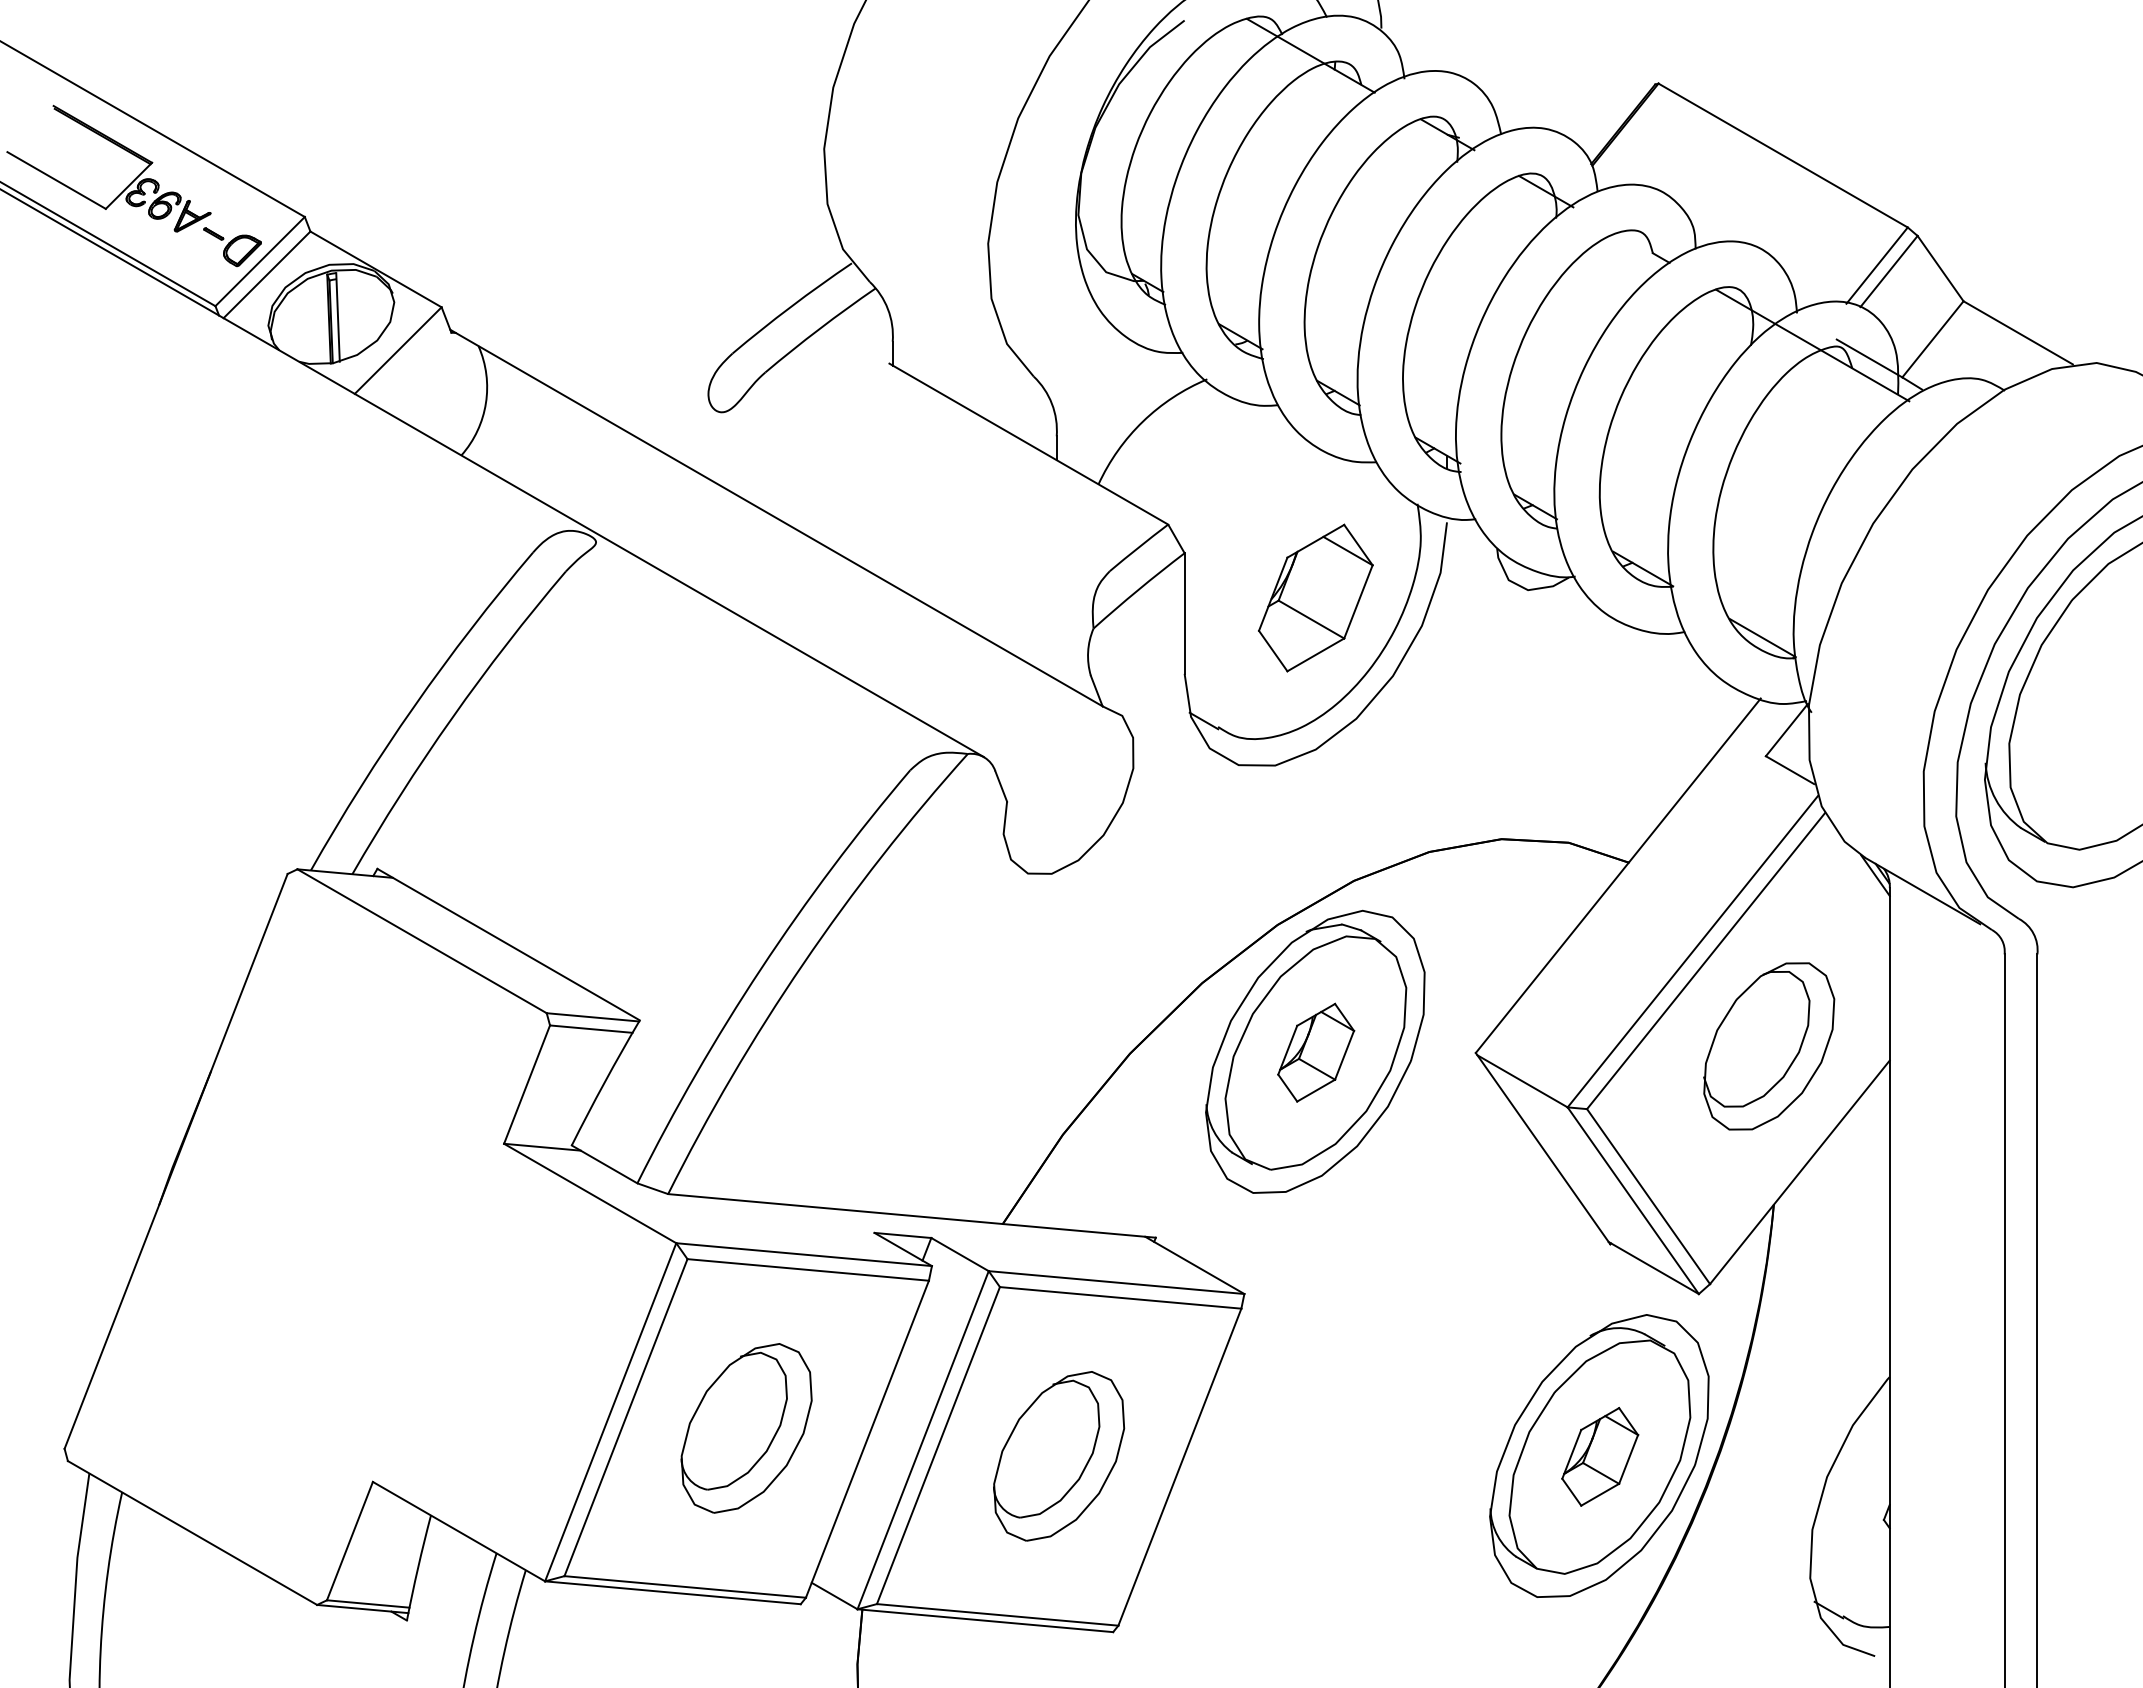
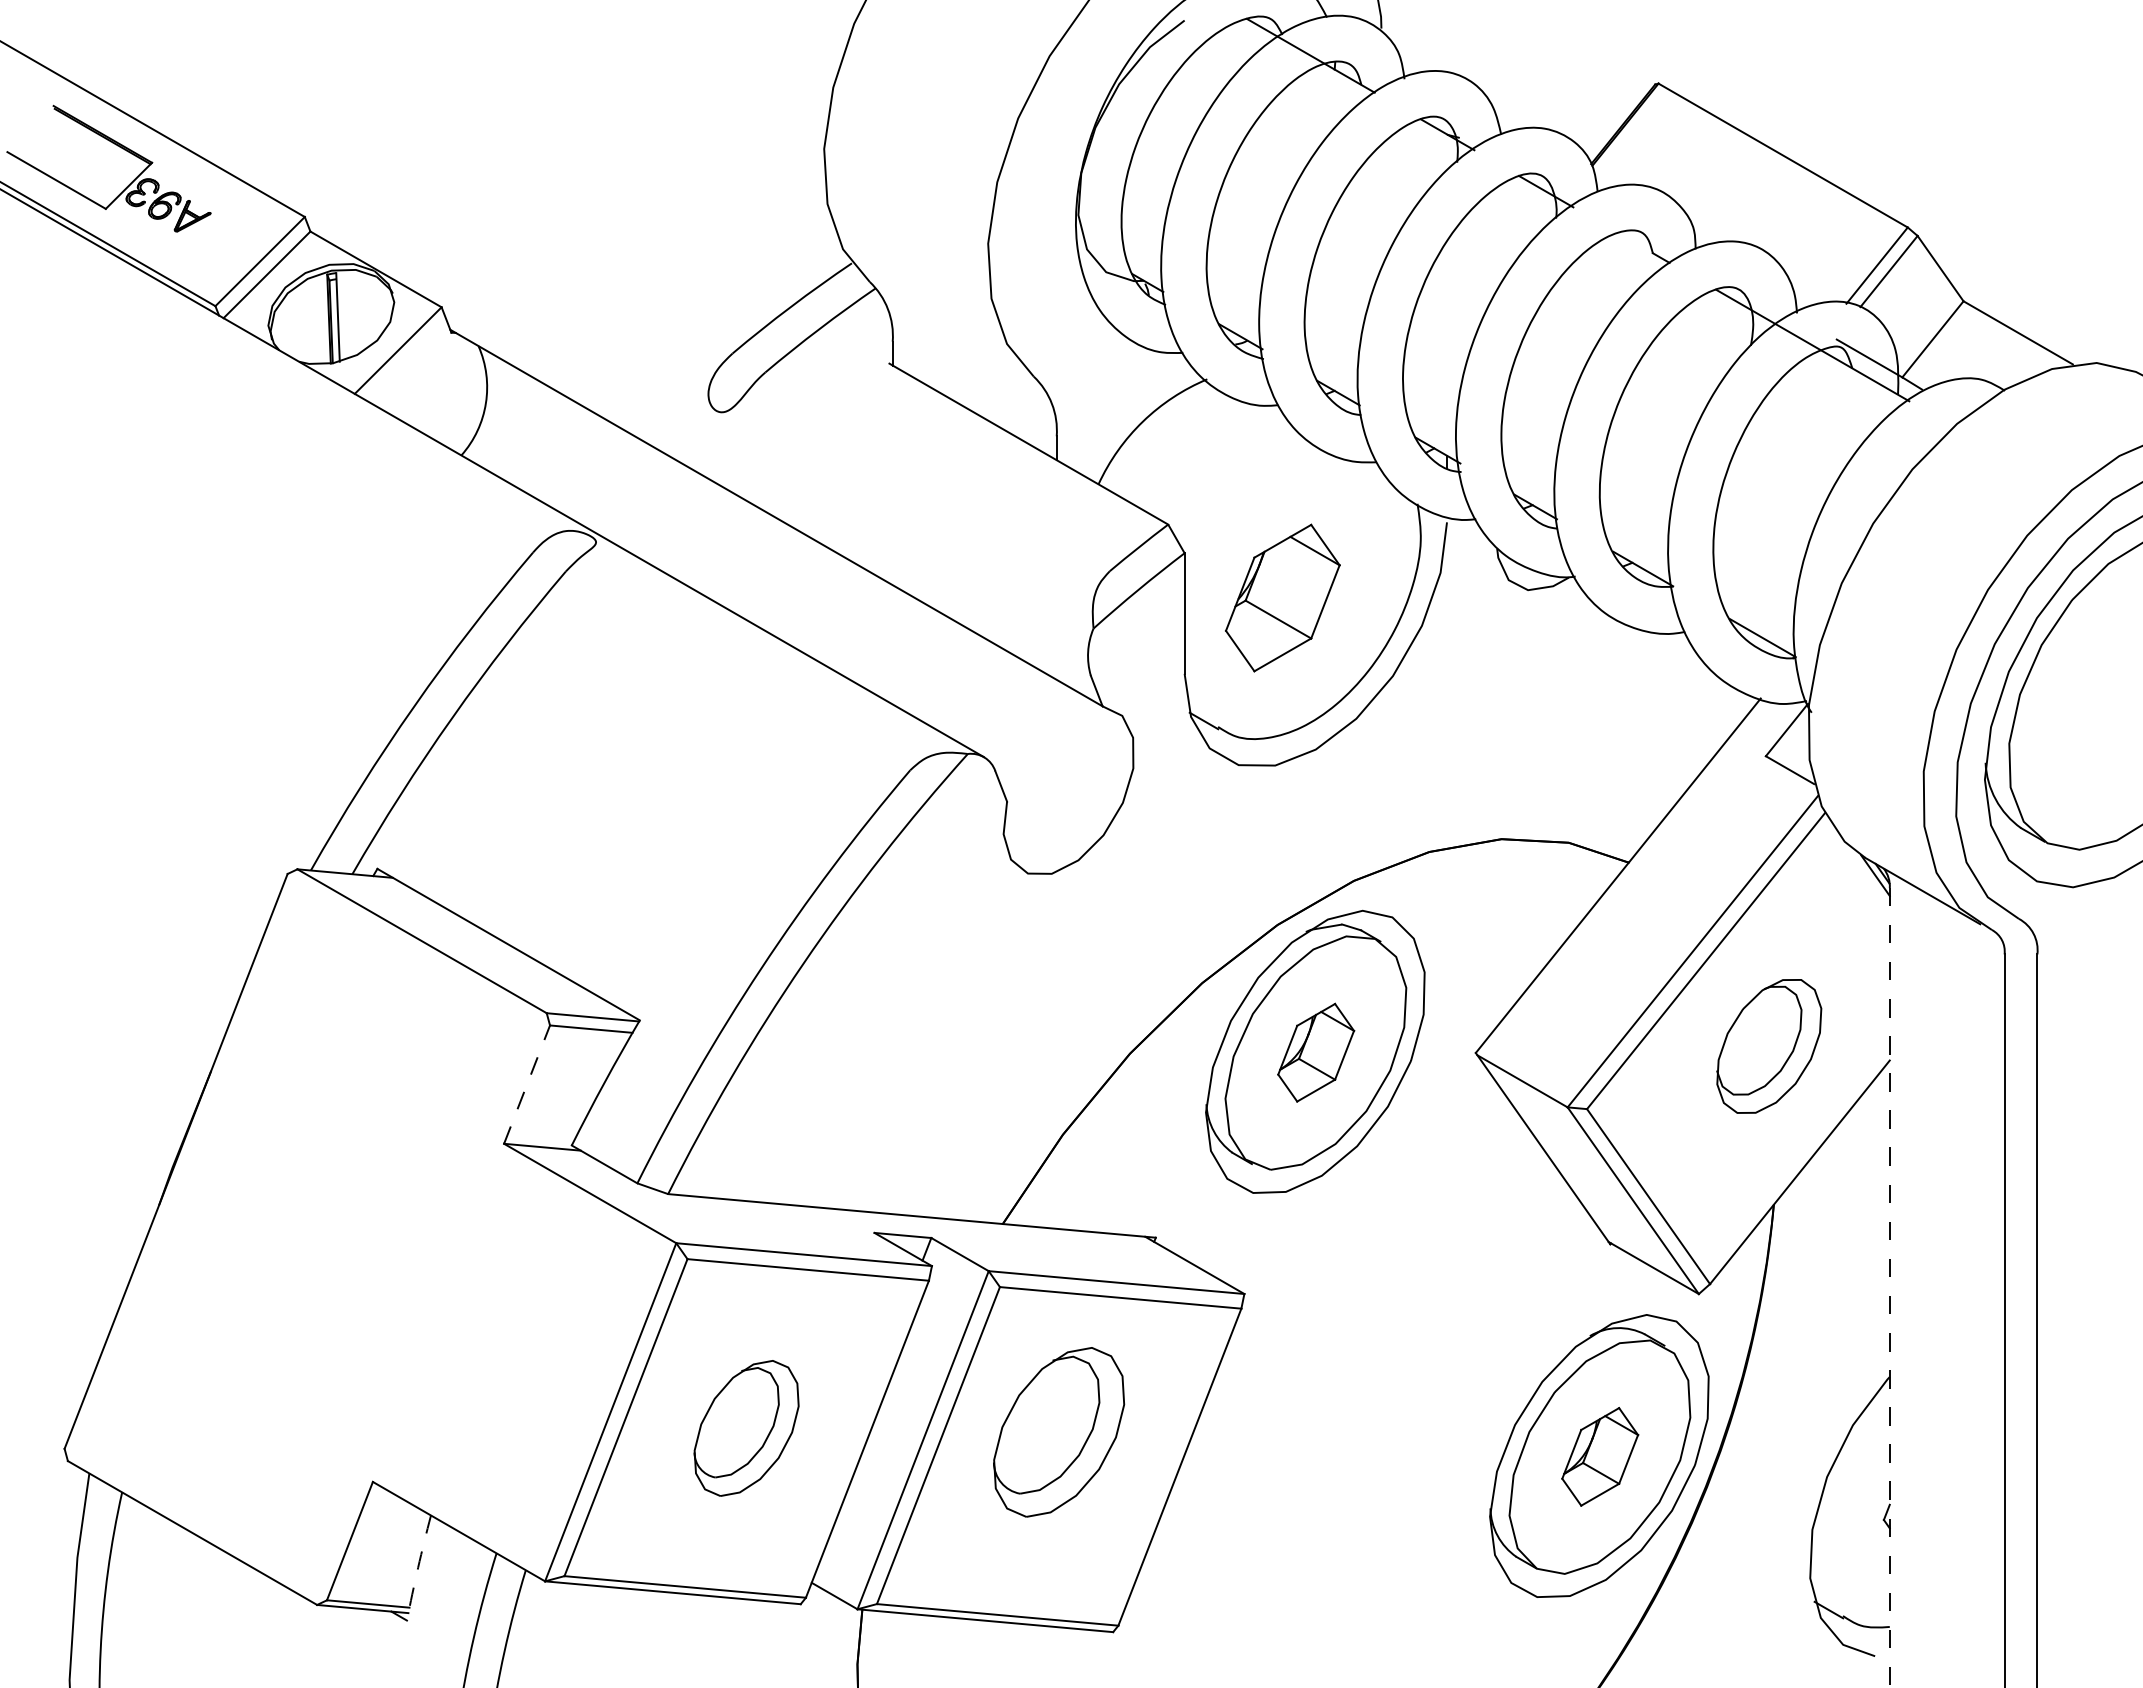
part: present -> none (232, 247)
part position: (1315, 597) -> (1282, 597) (1282, 597)
part size: 133x169 px -> 107x135 px (1769, 1046)
line: solid -> dashed (527, 1084)
line: solid -> dashed (1889, 1288)
part size: 133x171 px -> 107x137 px (746, 1428)
part position: (1059, 1456) -> (1059, 1432) (1059, 1432)
arc: solid -> dashed (418, 1567)
